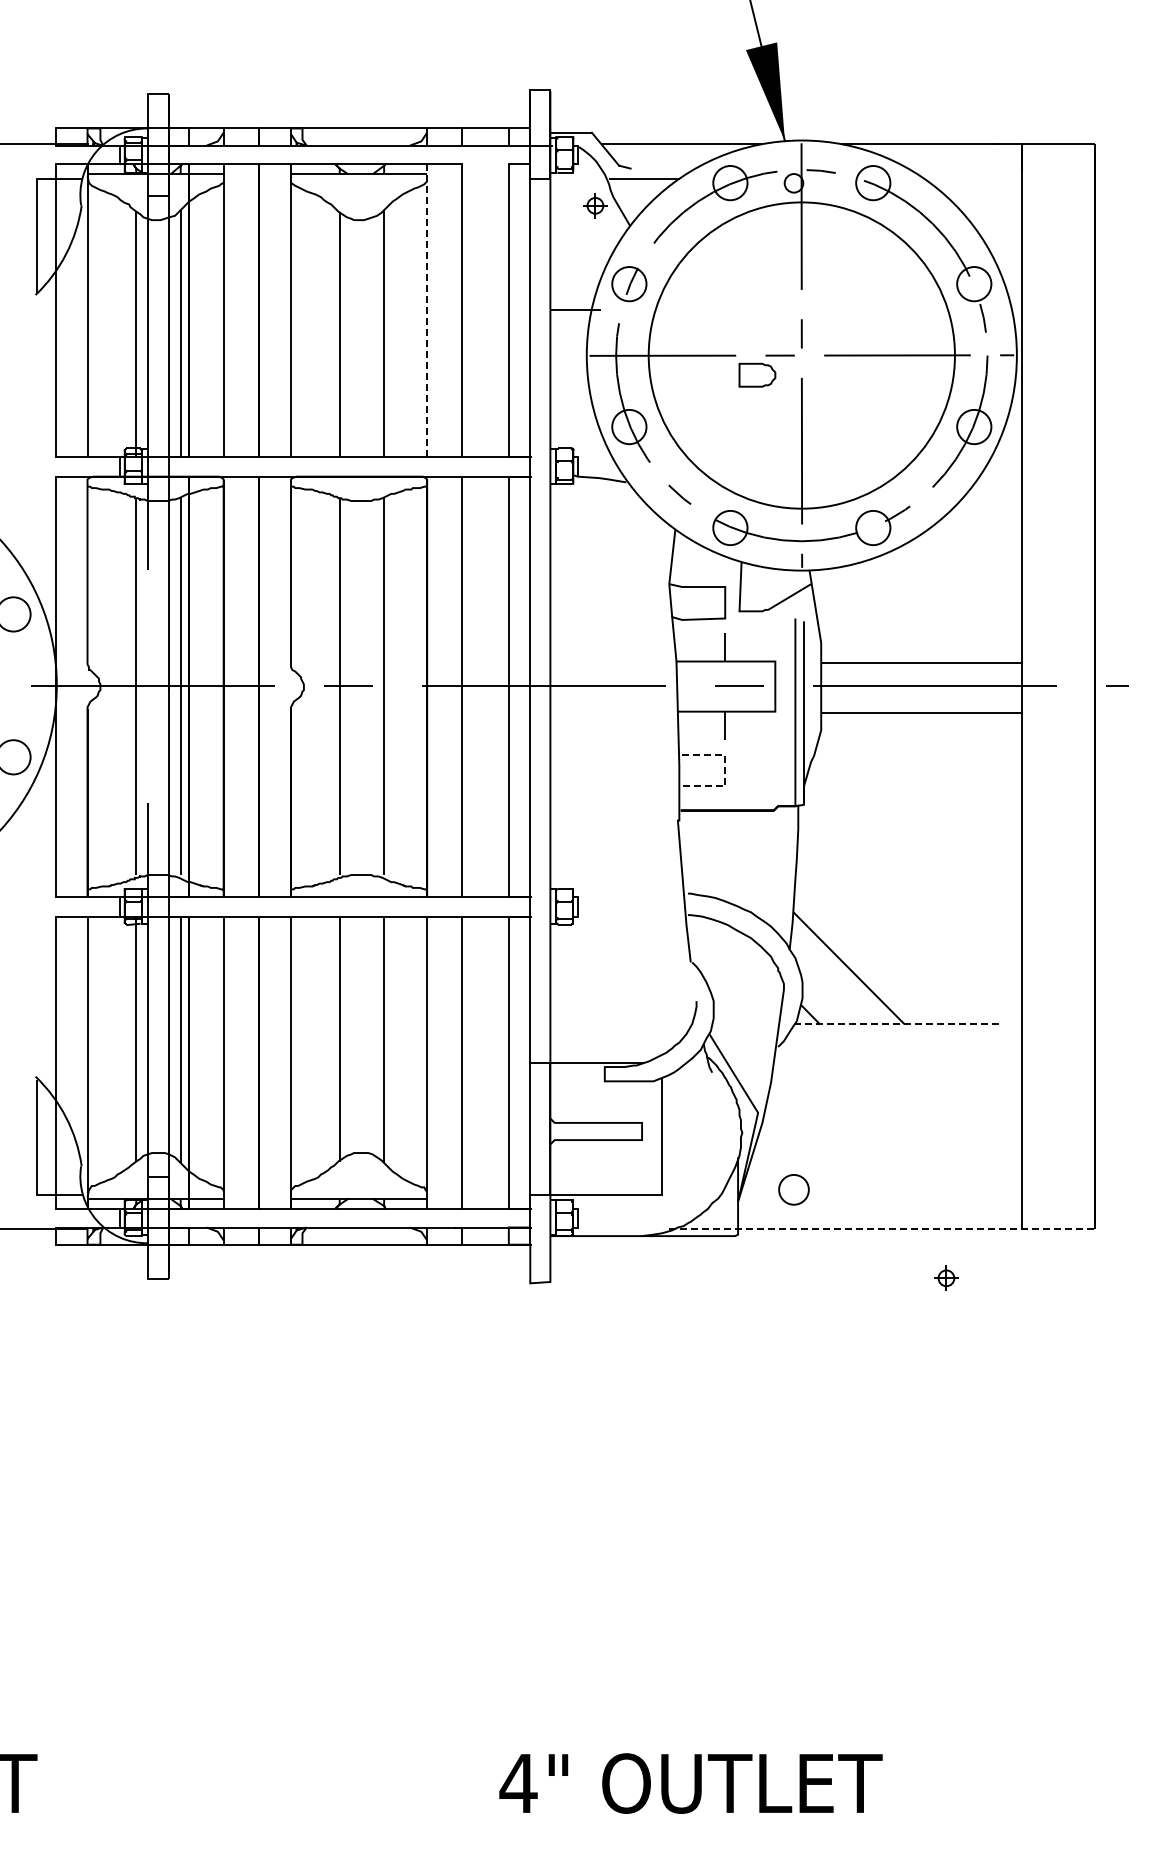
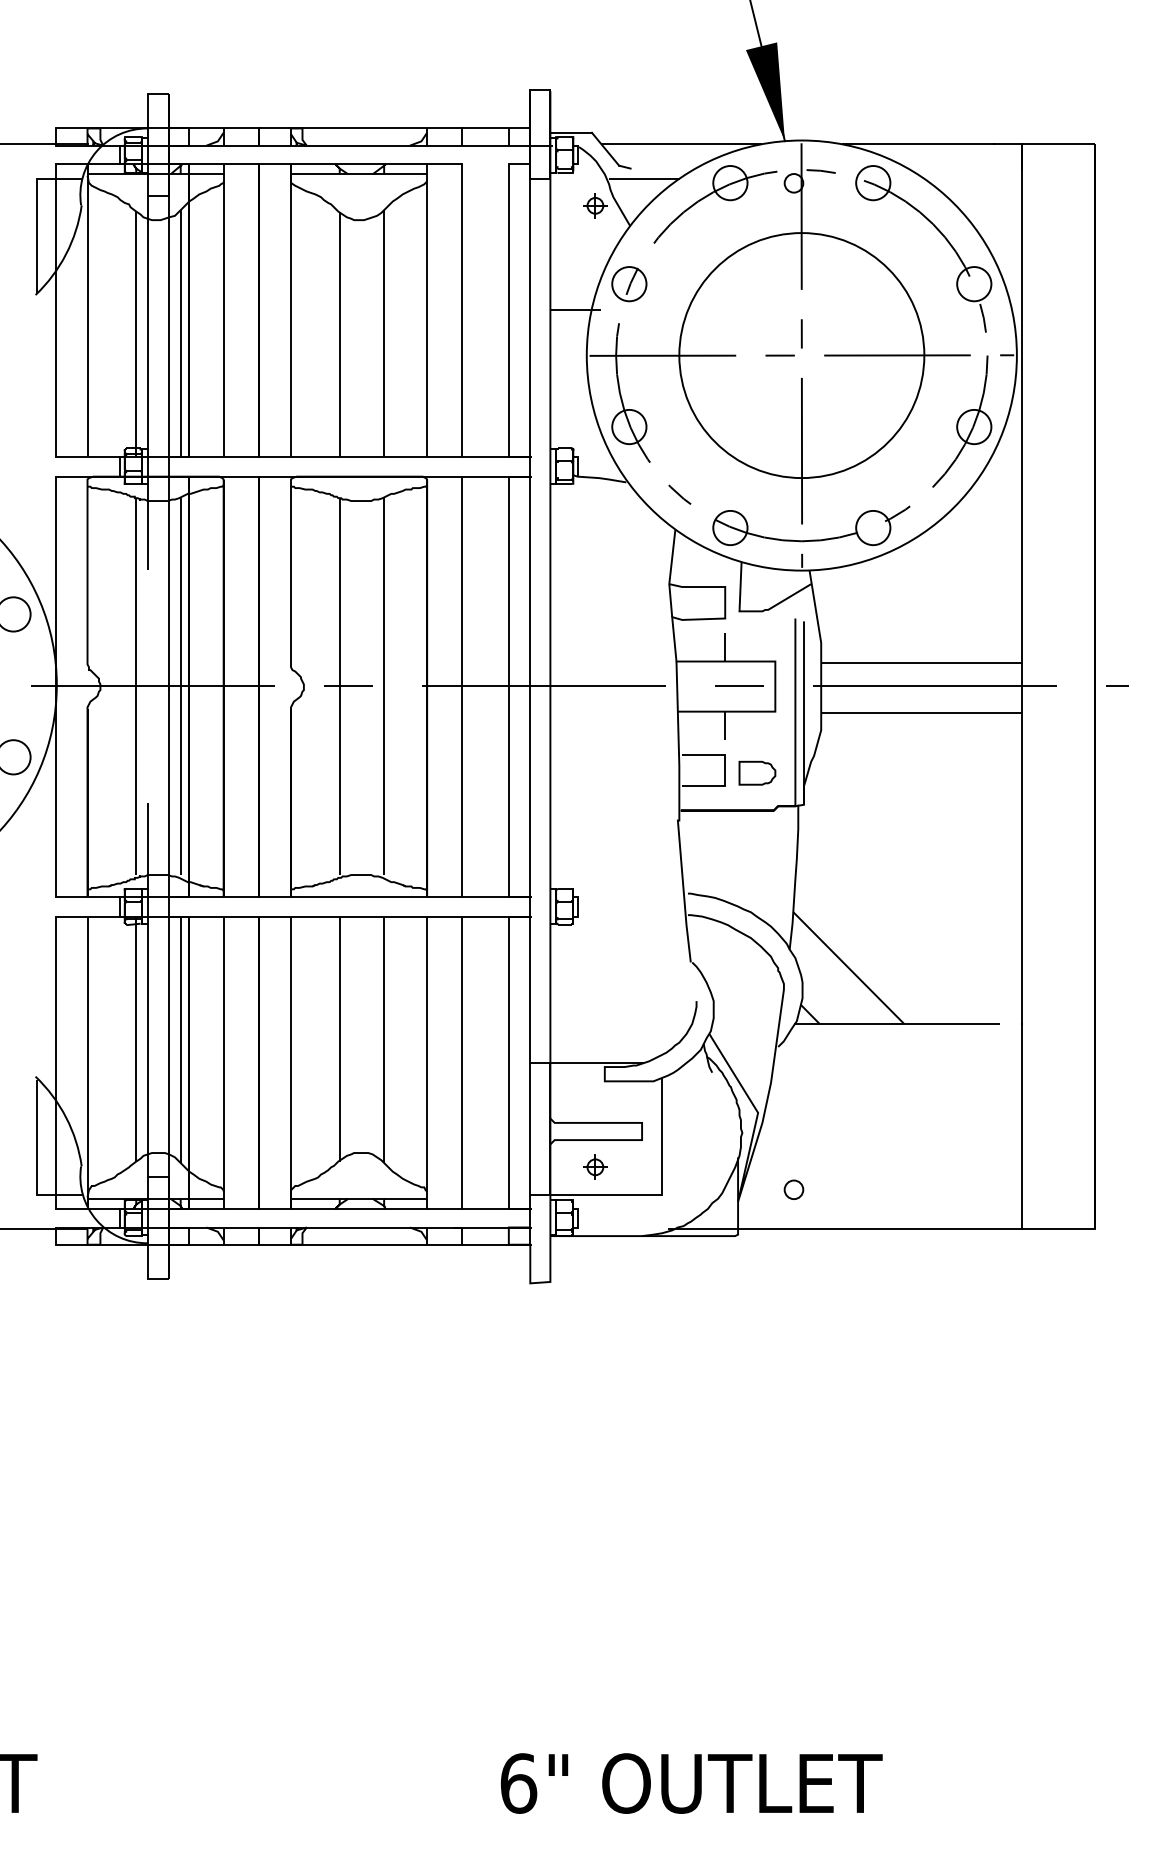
line: dashed -> solid (427, 310)
circle diameter: 306 px -> 245 px (801, 355)
part position: (757, 374) -> (757, 772) (757, 772)
line: dashed -> solid (725, 770)
line: dashed -> solid (896, 1024)
circle diameter: 30 px -> 19 px (793, 1189)
line: dashed -> solid (882, 1228)
part position: (946, 1277) -> (595, 1166) (595, 1166)
text: 4" -> 6" (518, 1783)
